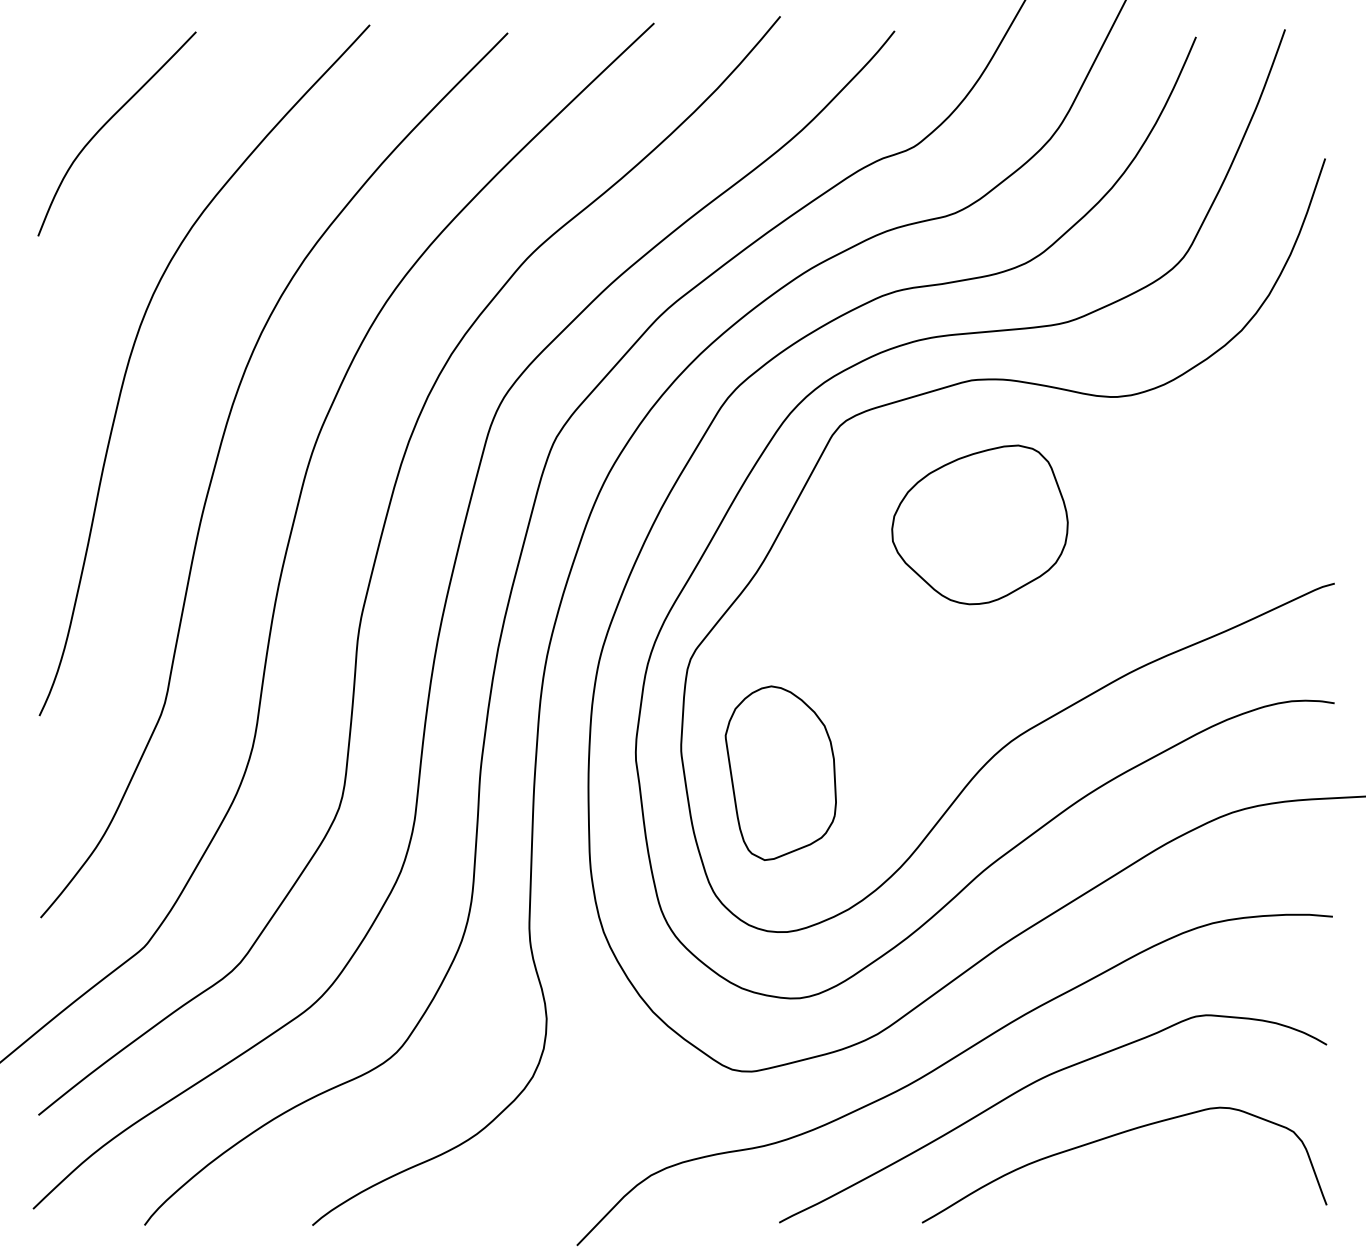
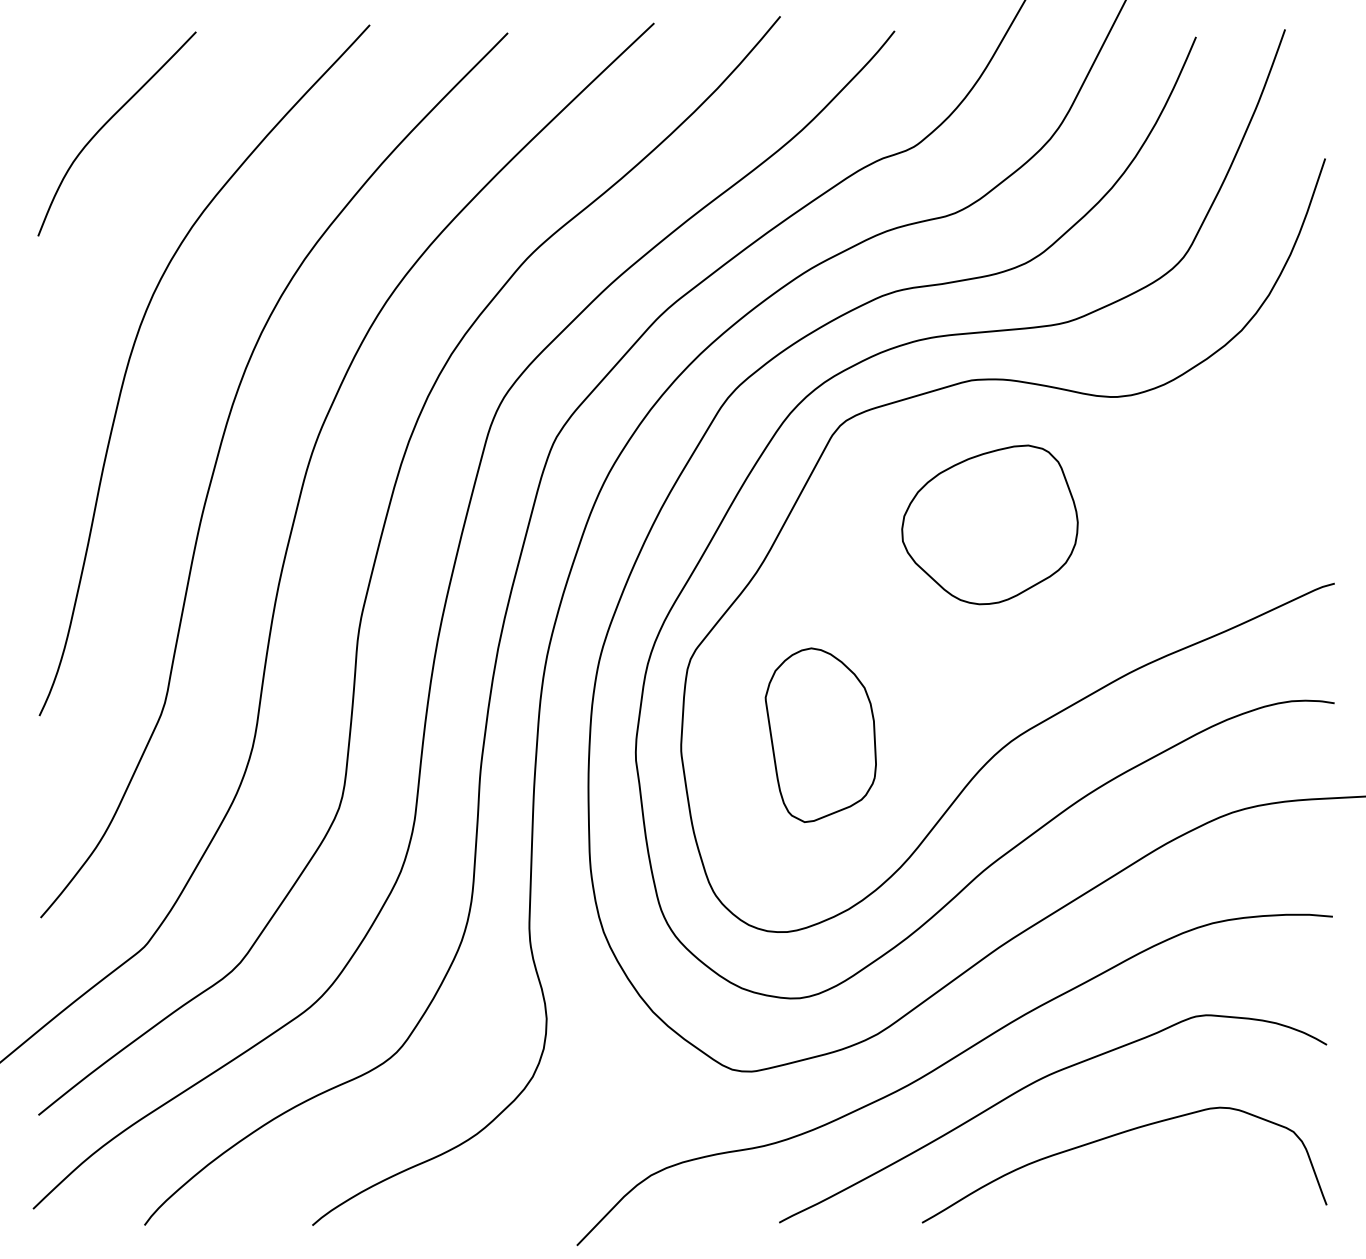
part position: (979, 524) -> (989, 524) (989, 524)
part position: (780, 772) -> (820, 734) (820, 734)
